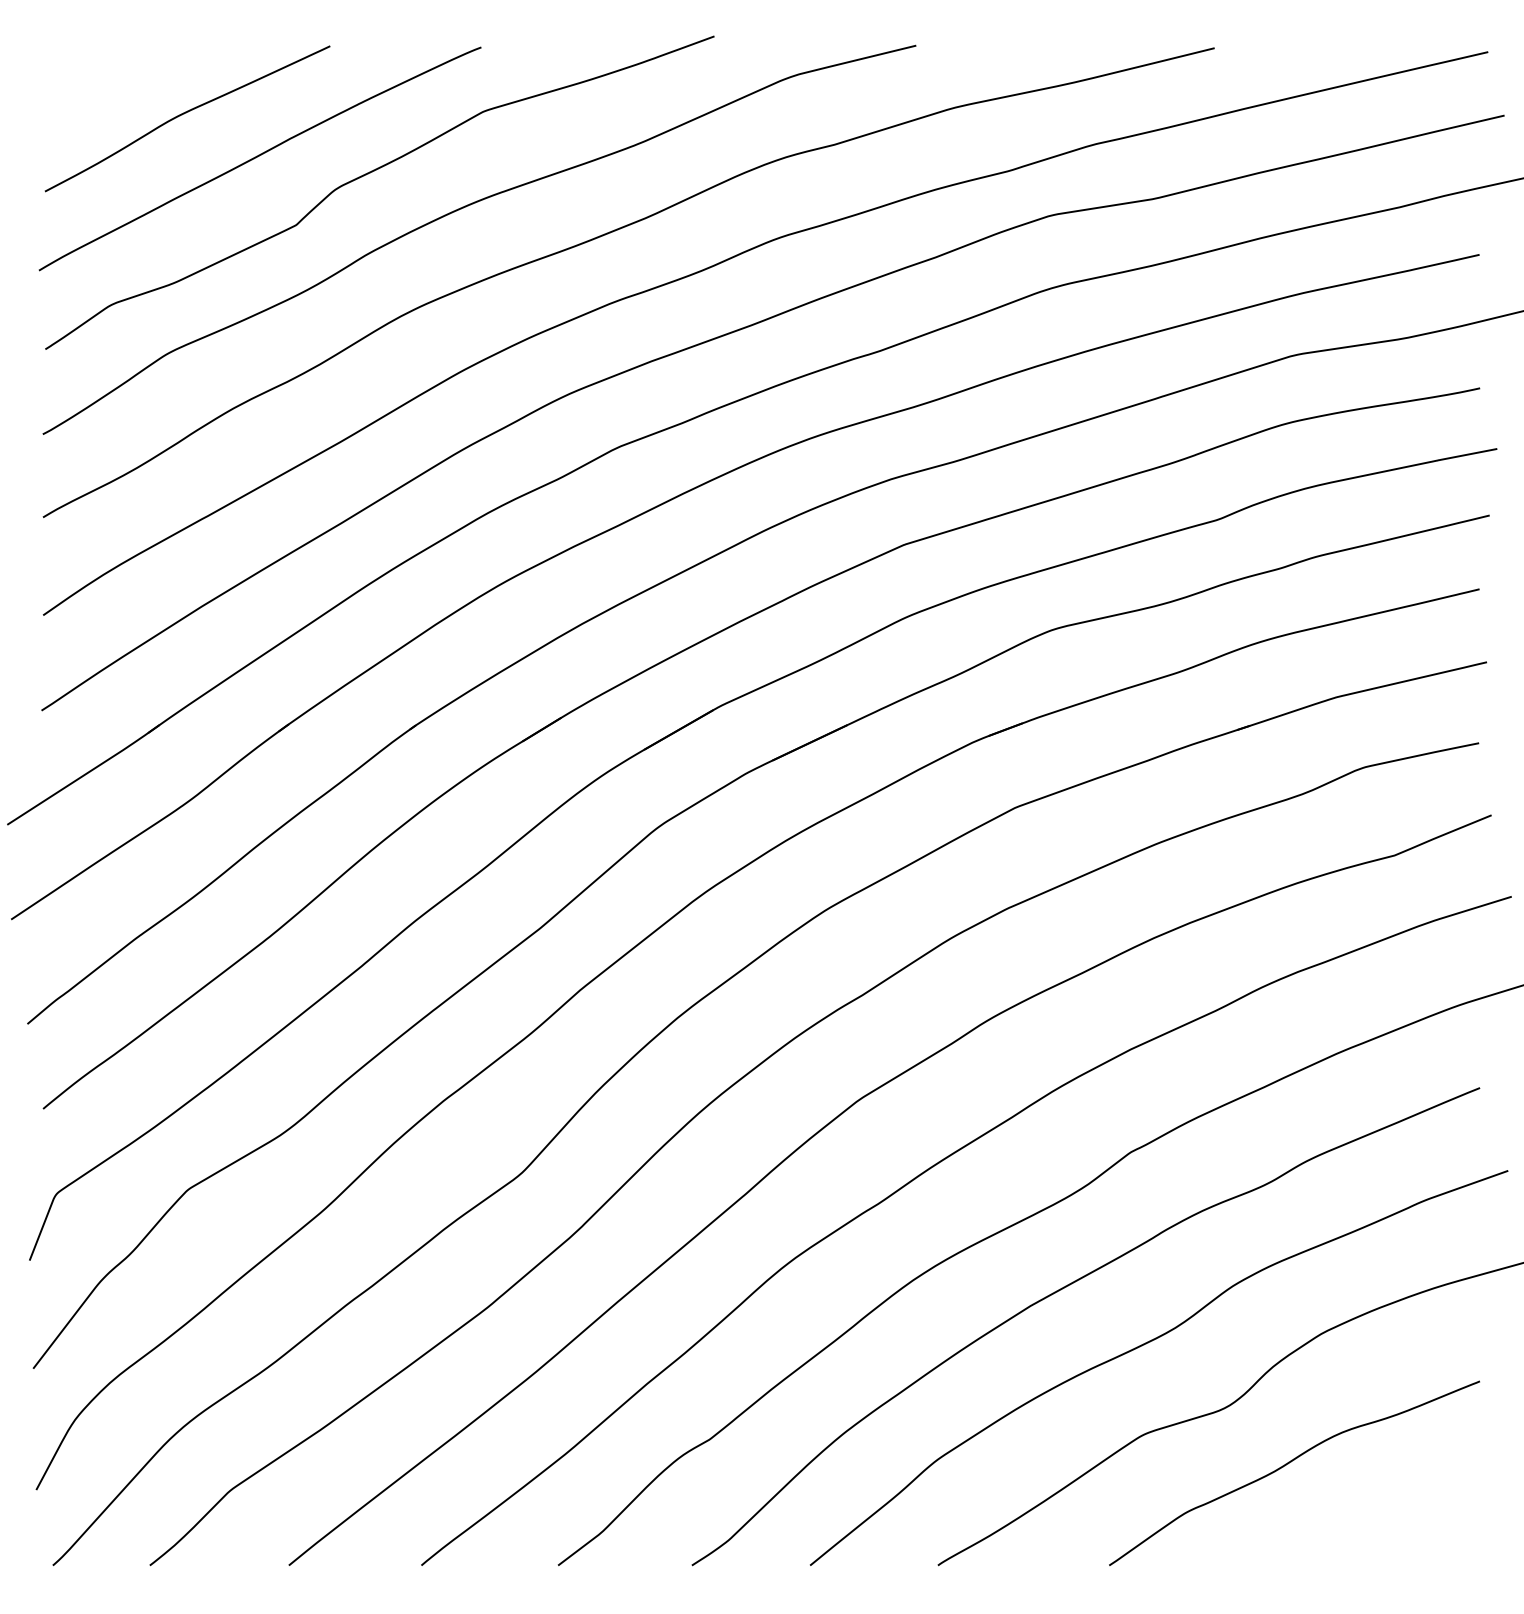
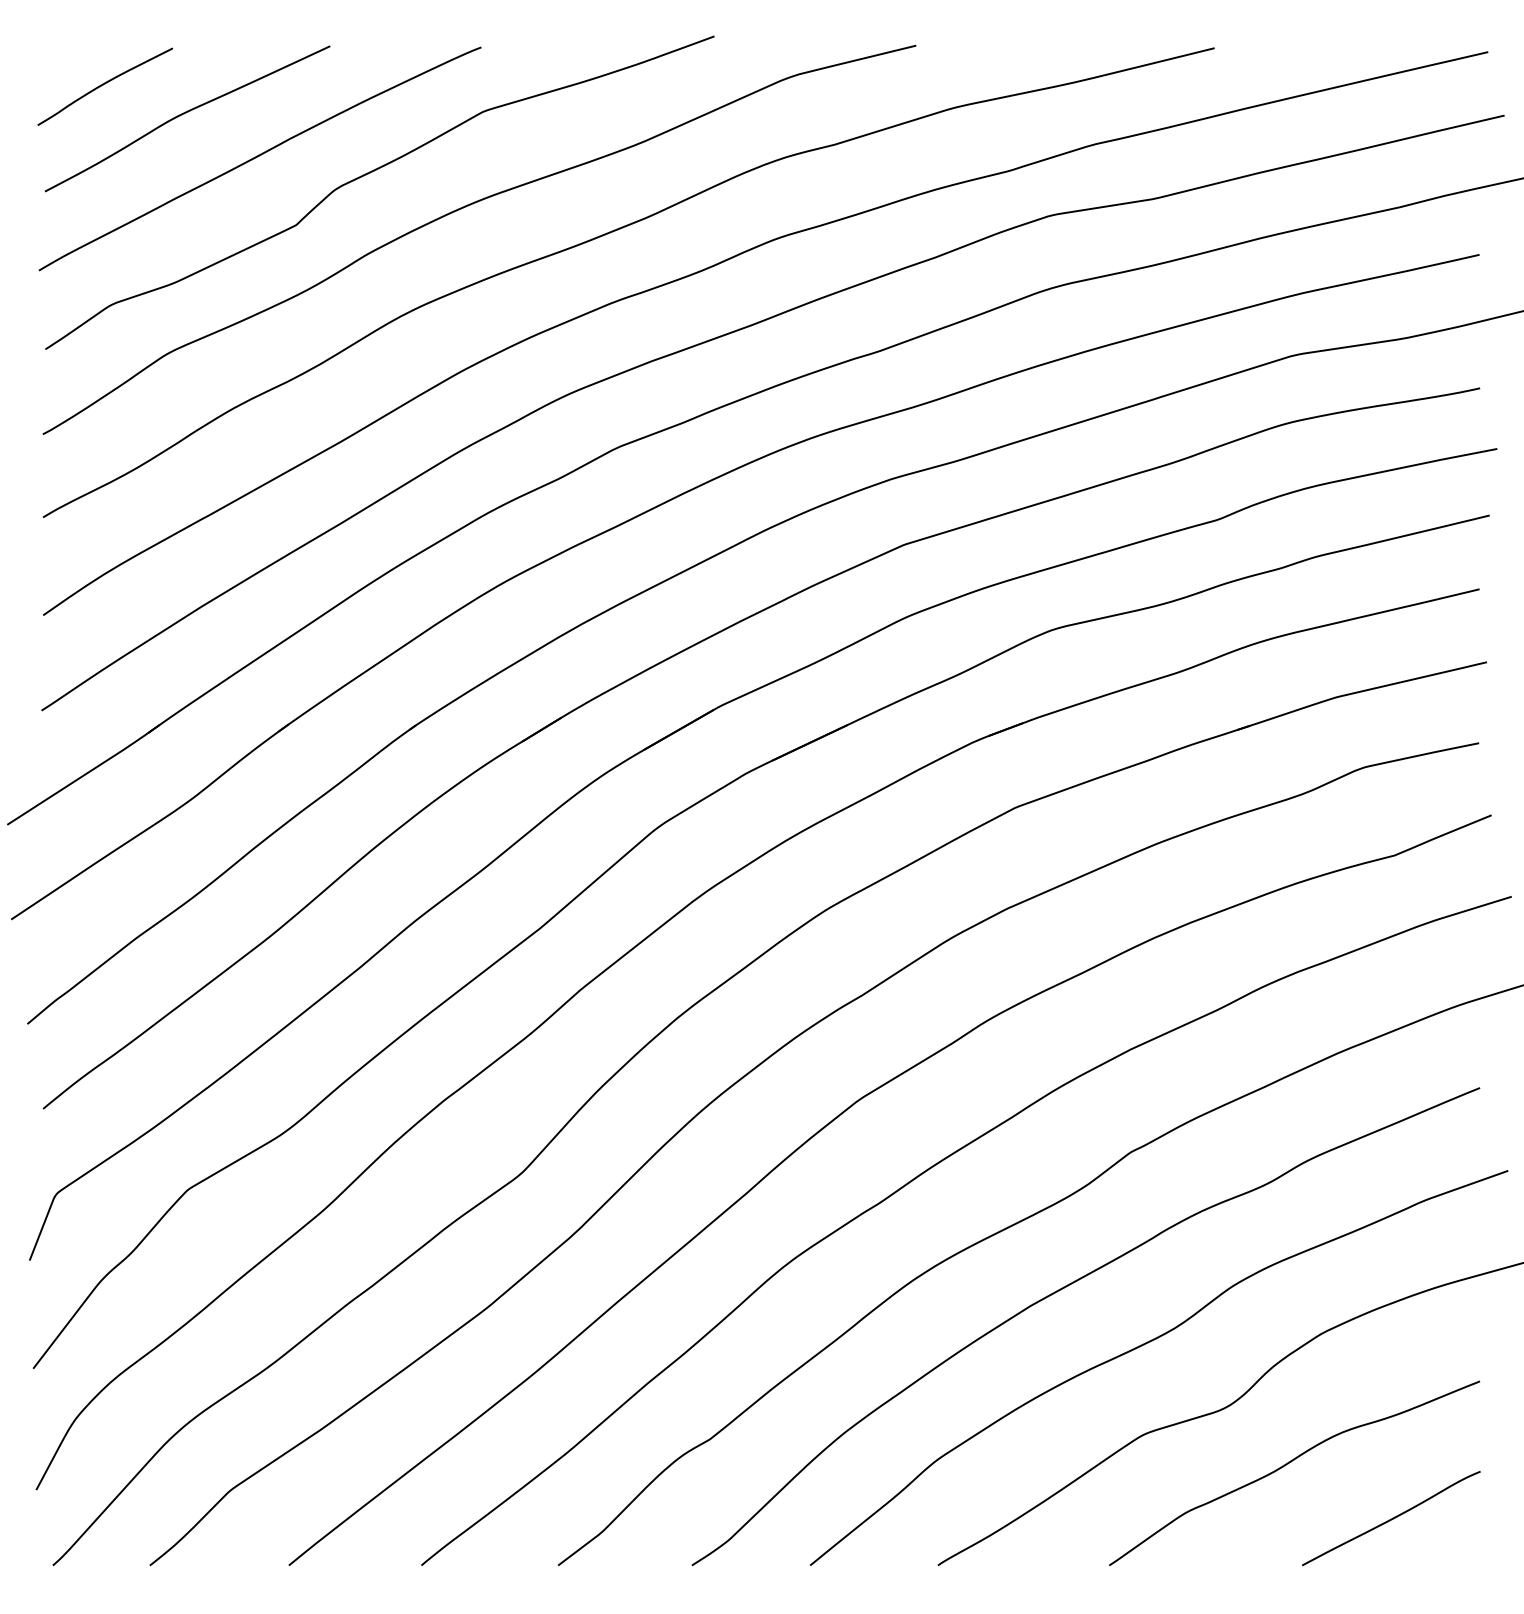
curve: none -> present (103, 85)
curve: none -> present (1391, 1518)
